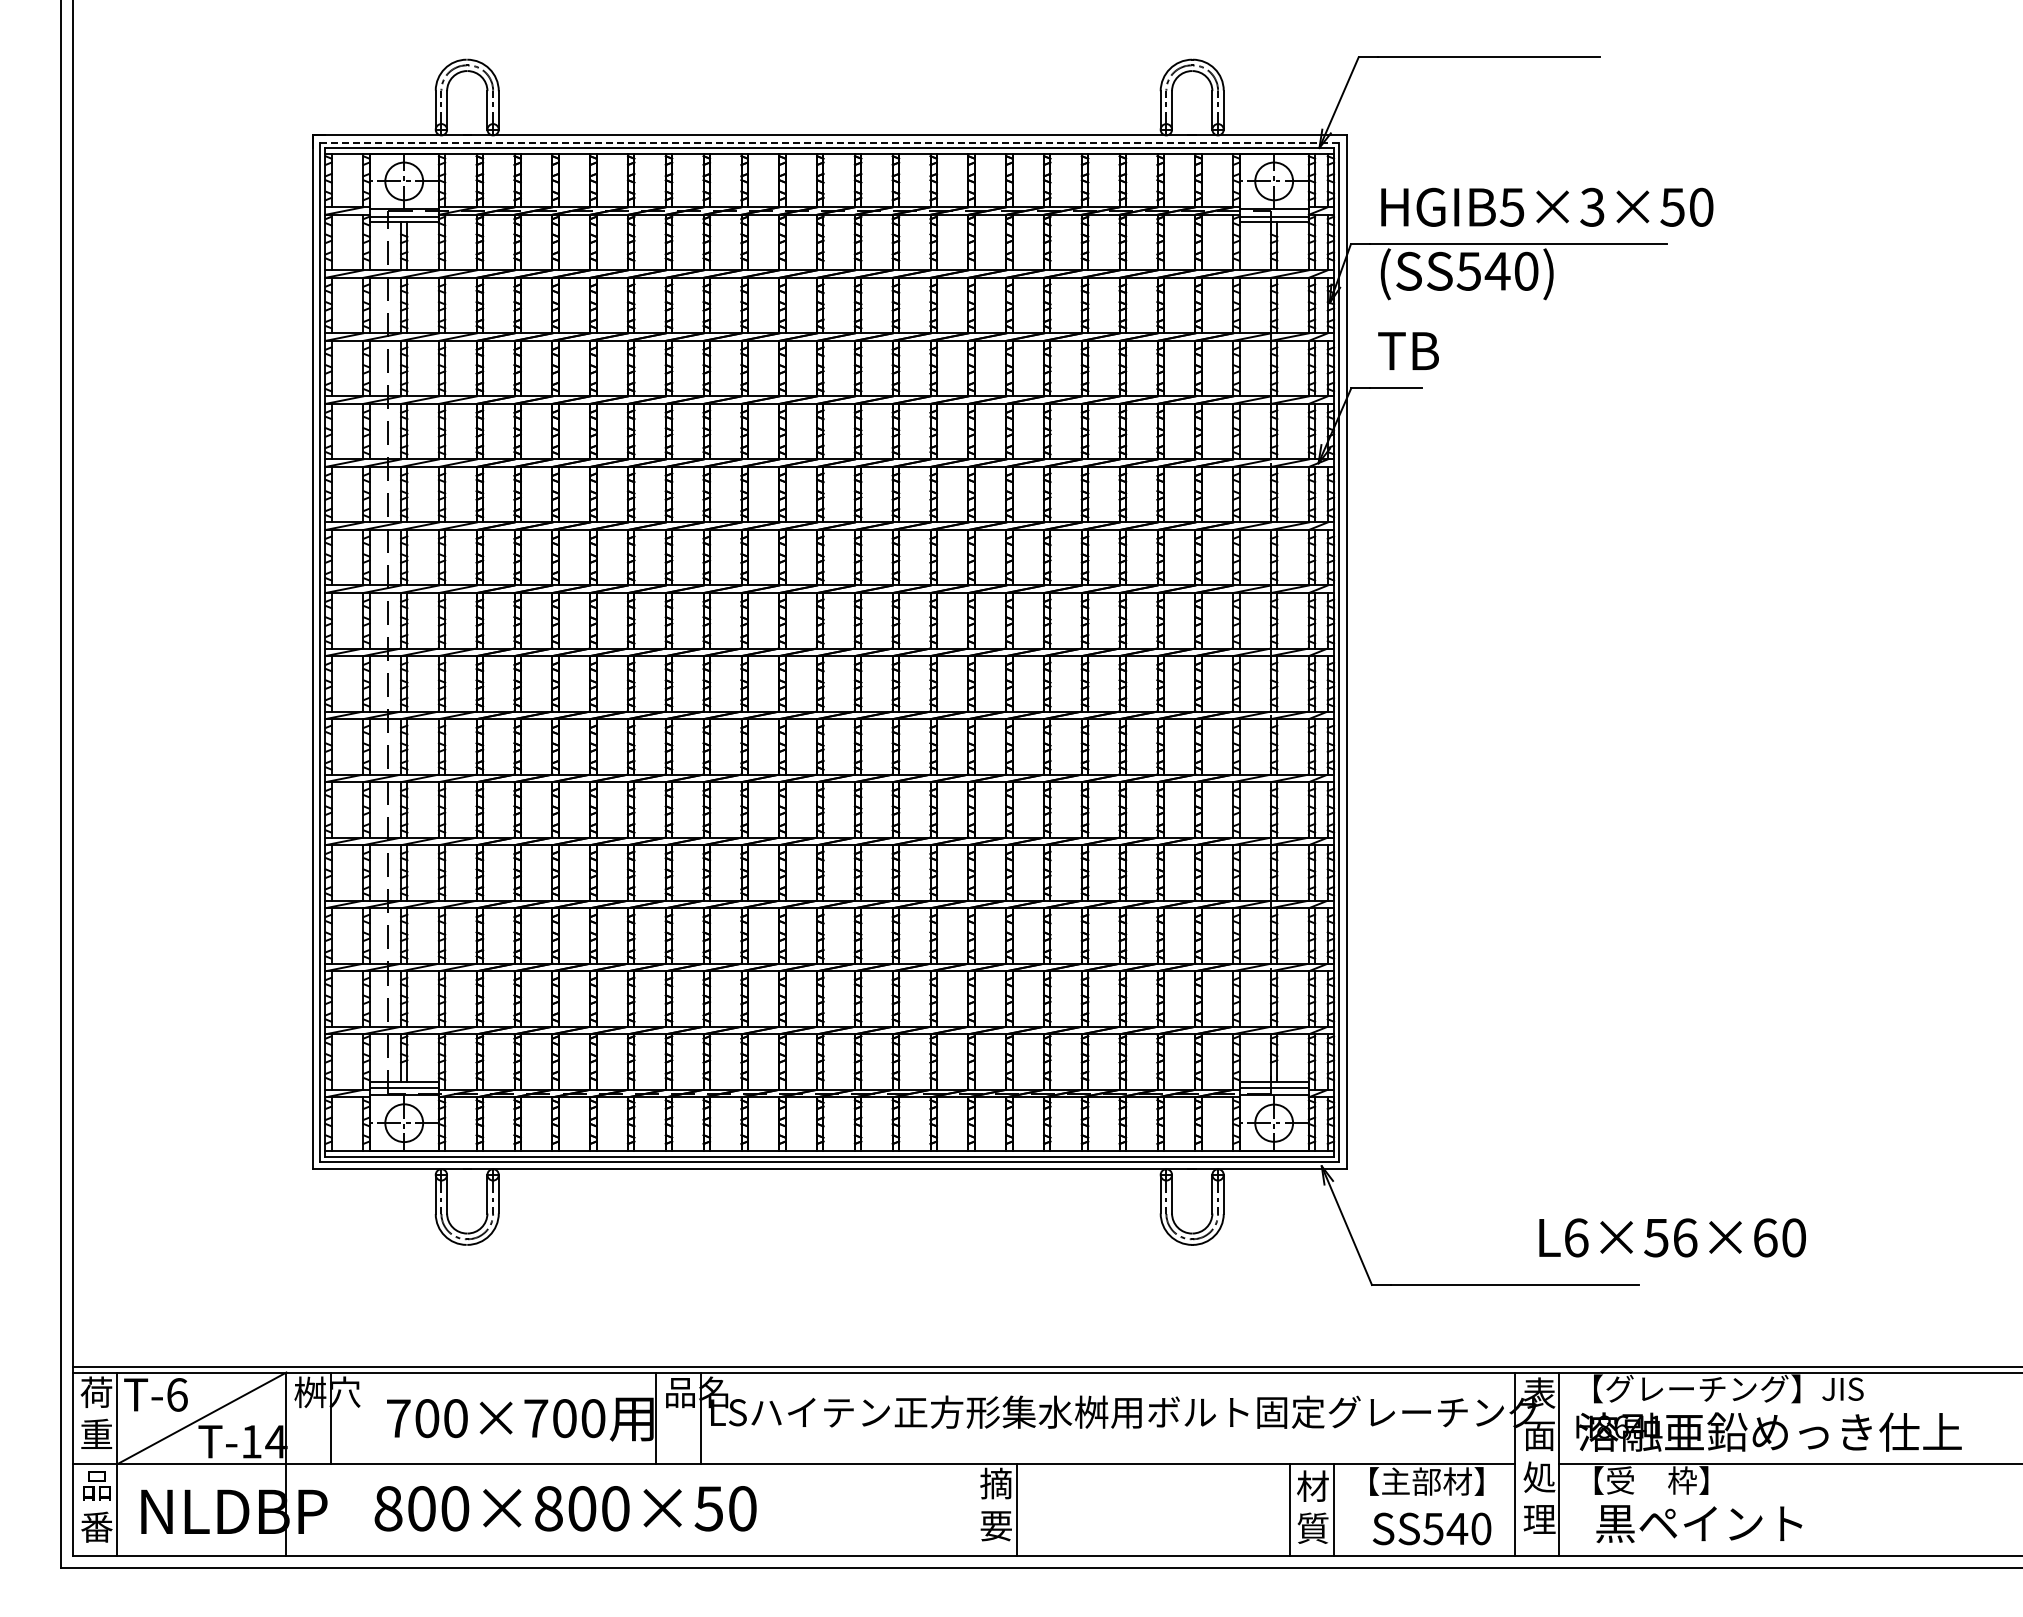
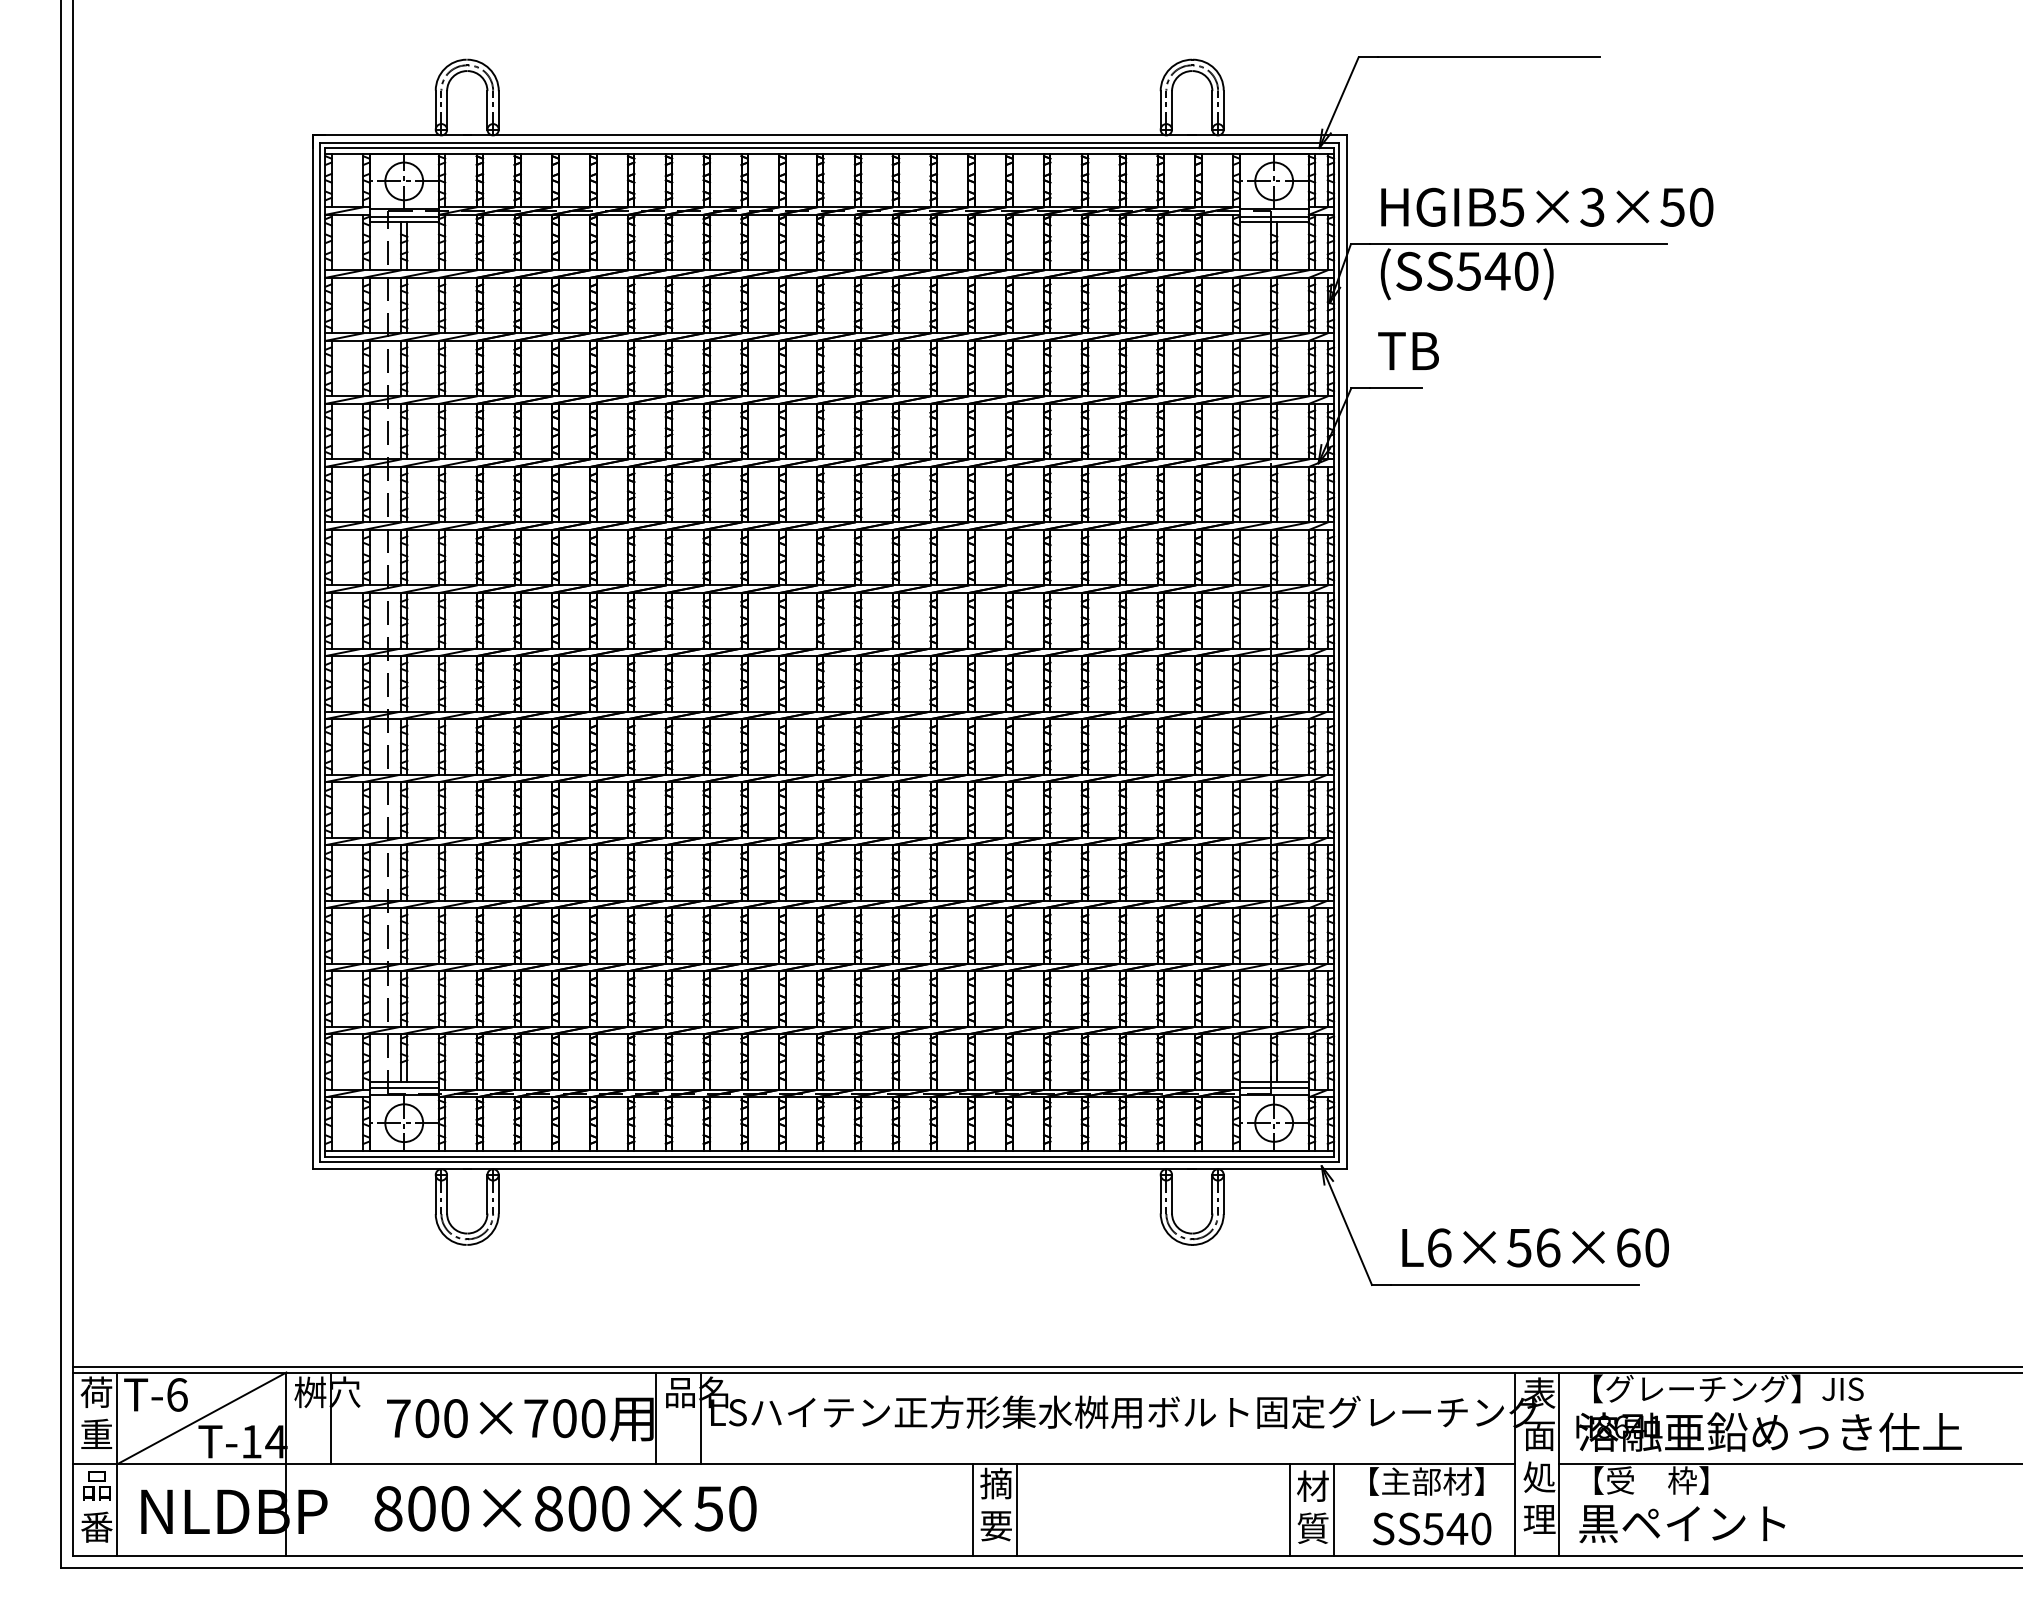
line: dashed -> solid (830, 142)
text position: (1672, 1237) -> (1535, 1247) (1535, 1247)
line: none -> present (973, 1509)
text position: (1699, 1523) -> (1682, 1523) (1682, 1523)
